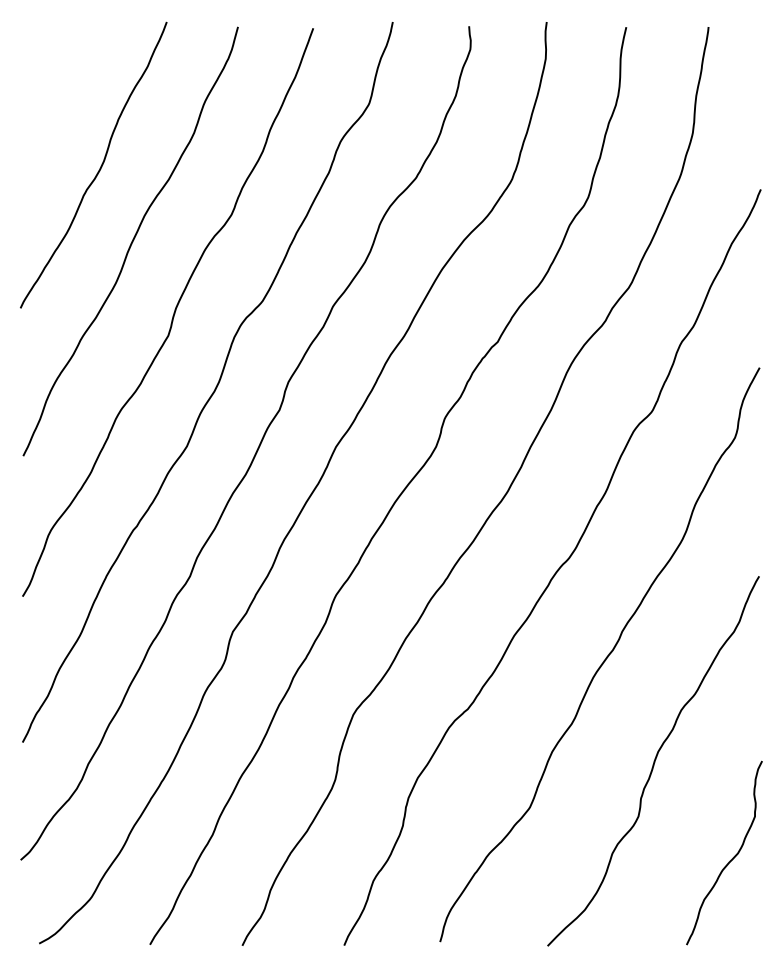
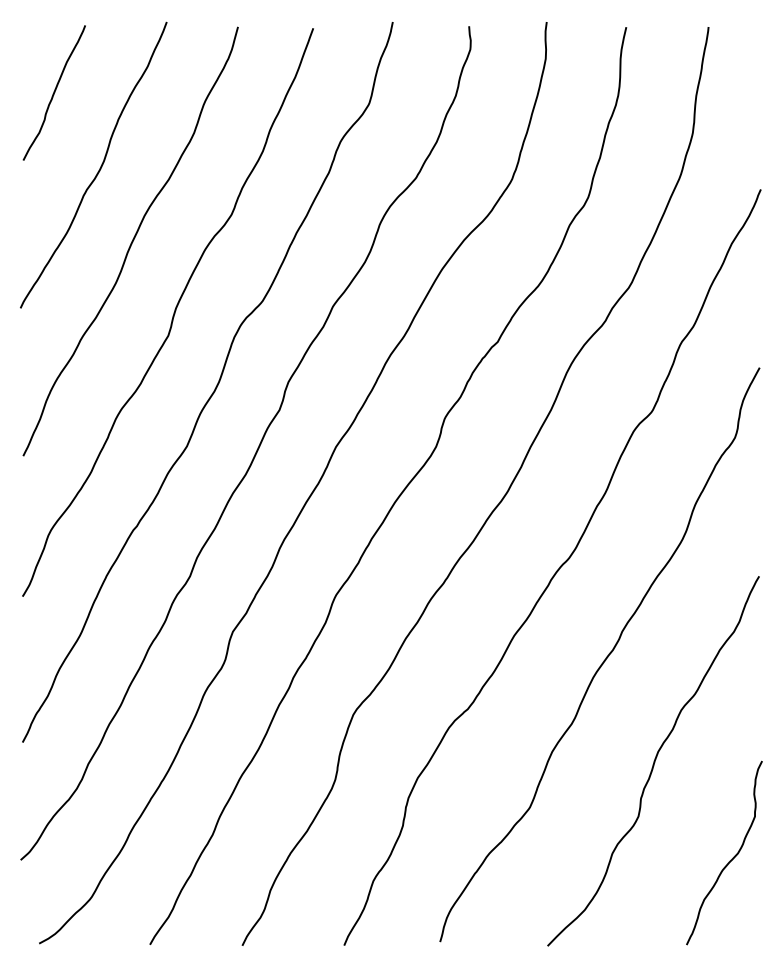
curve: none -> present (53, 92)
